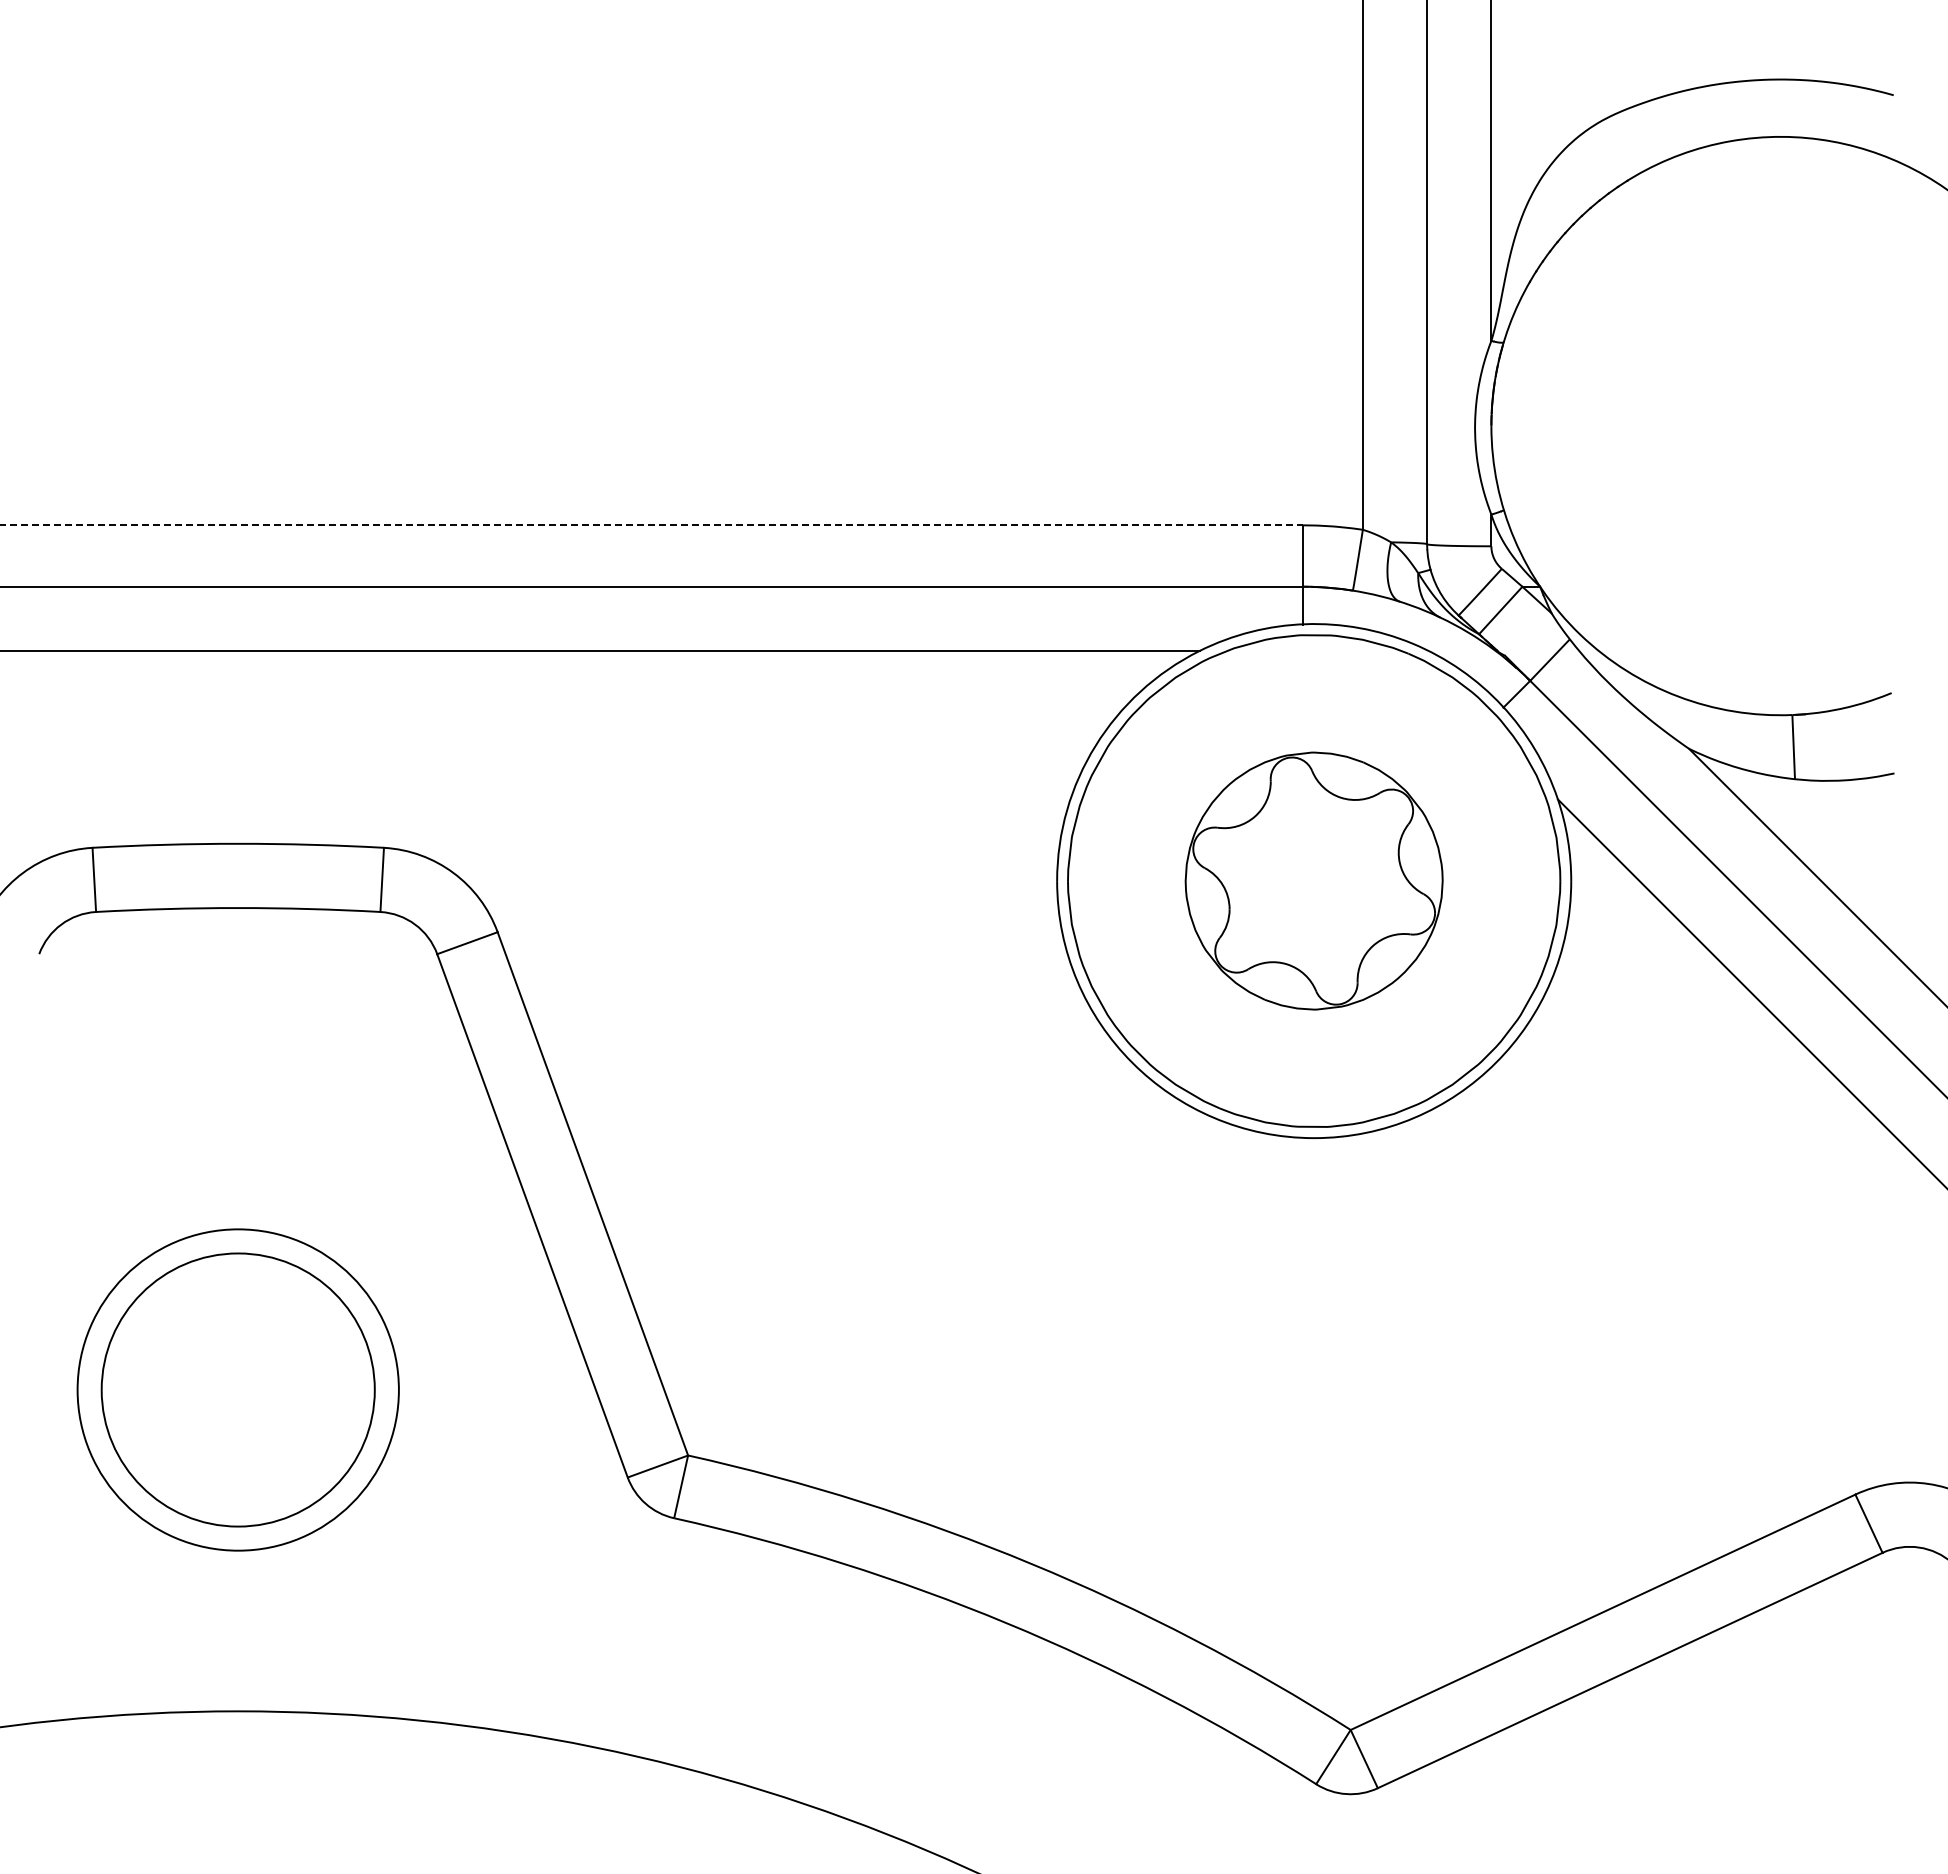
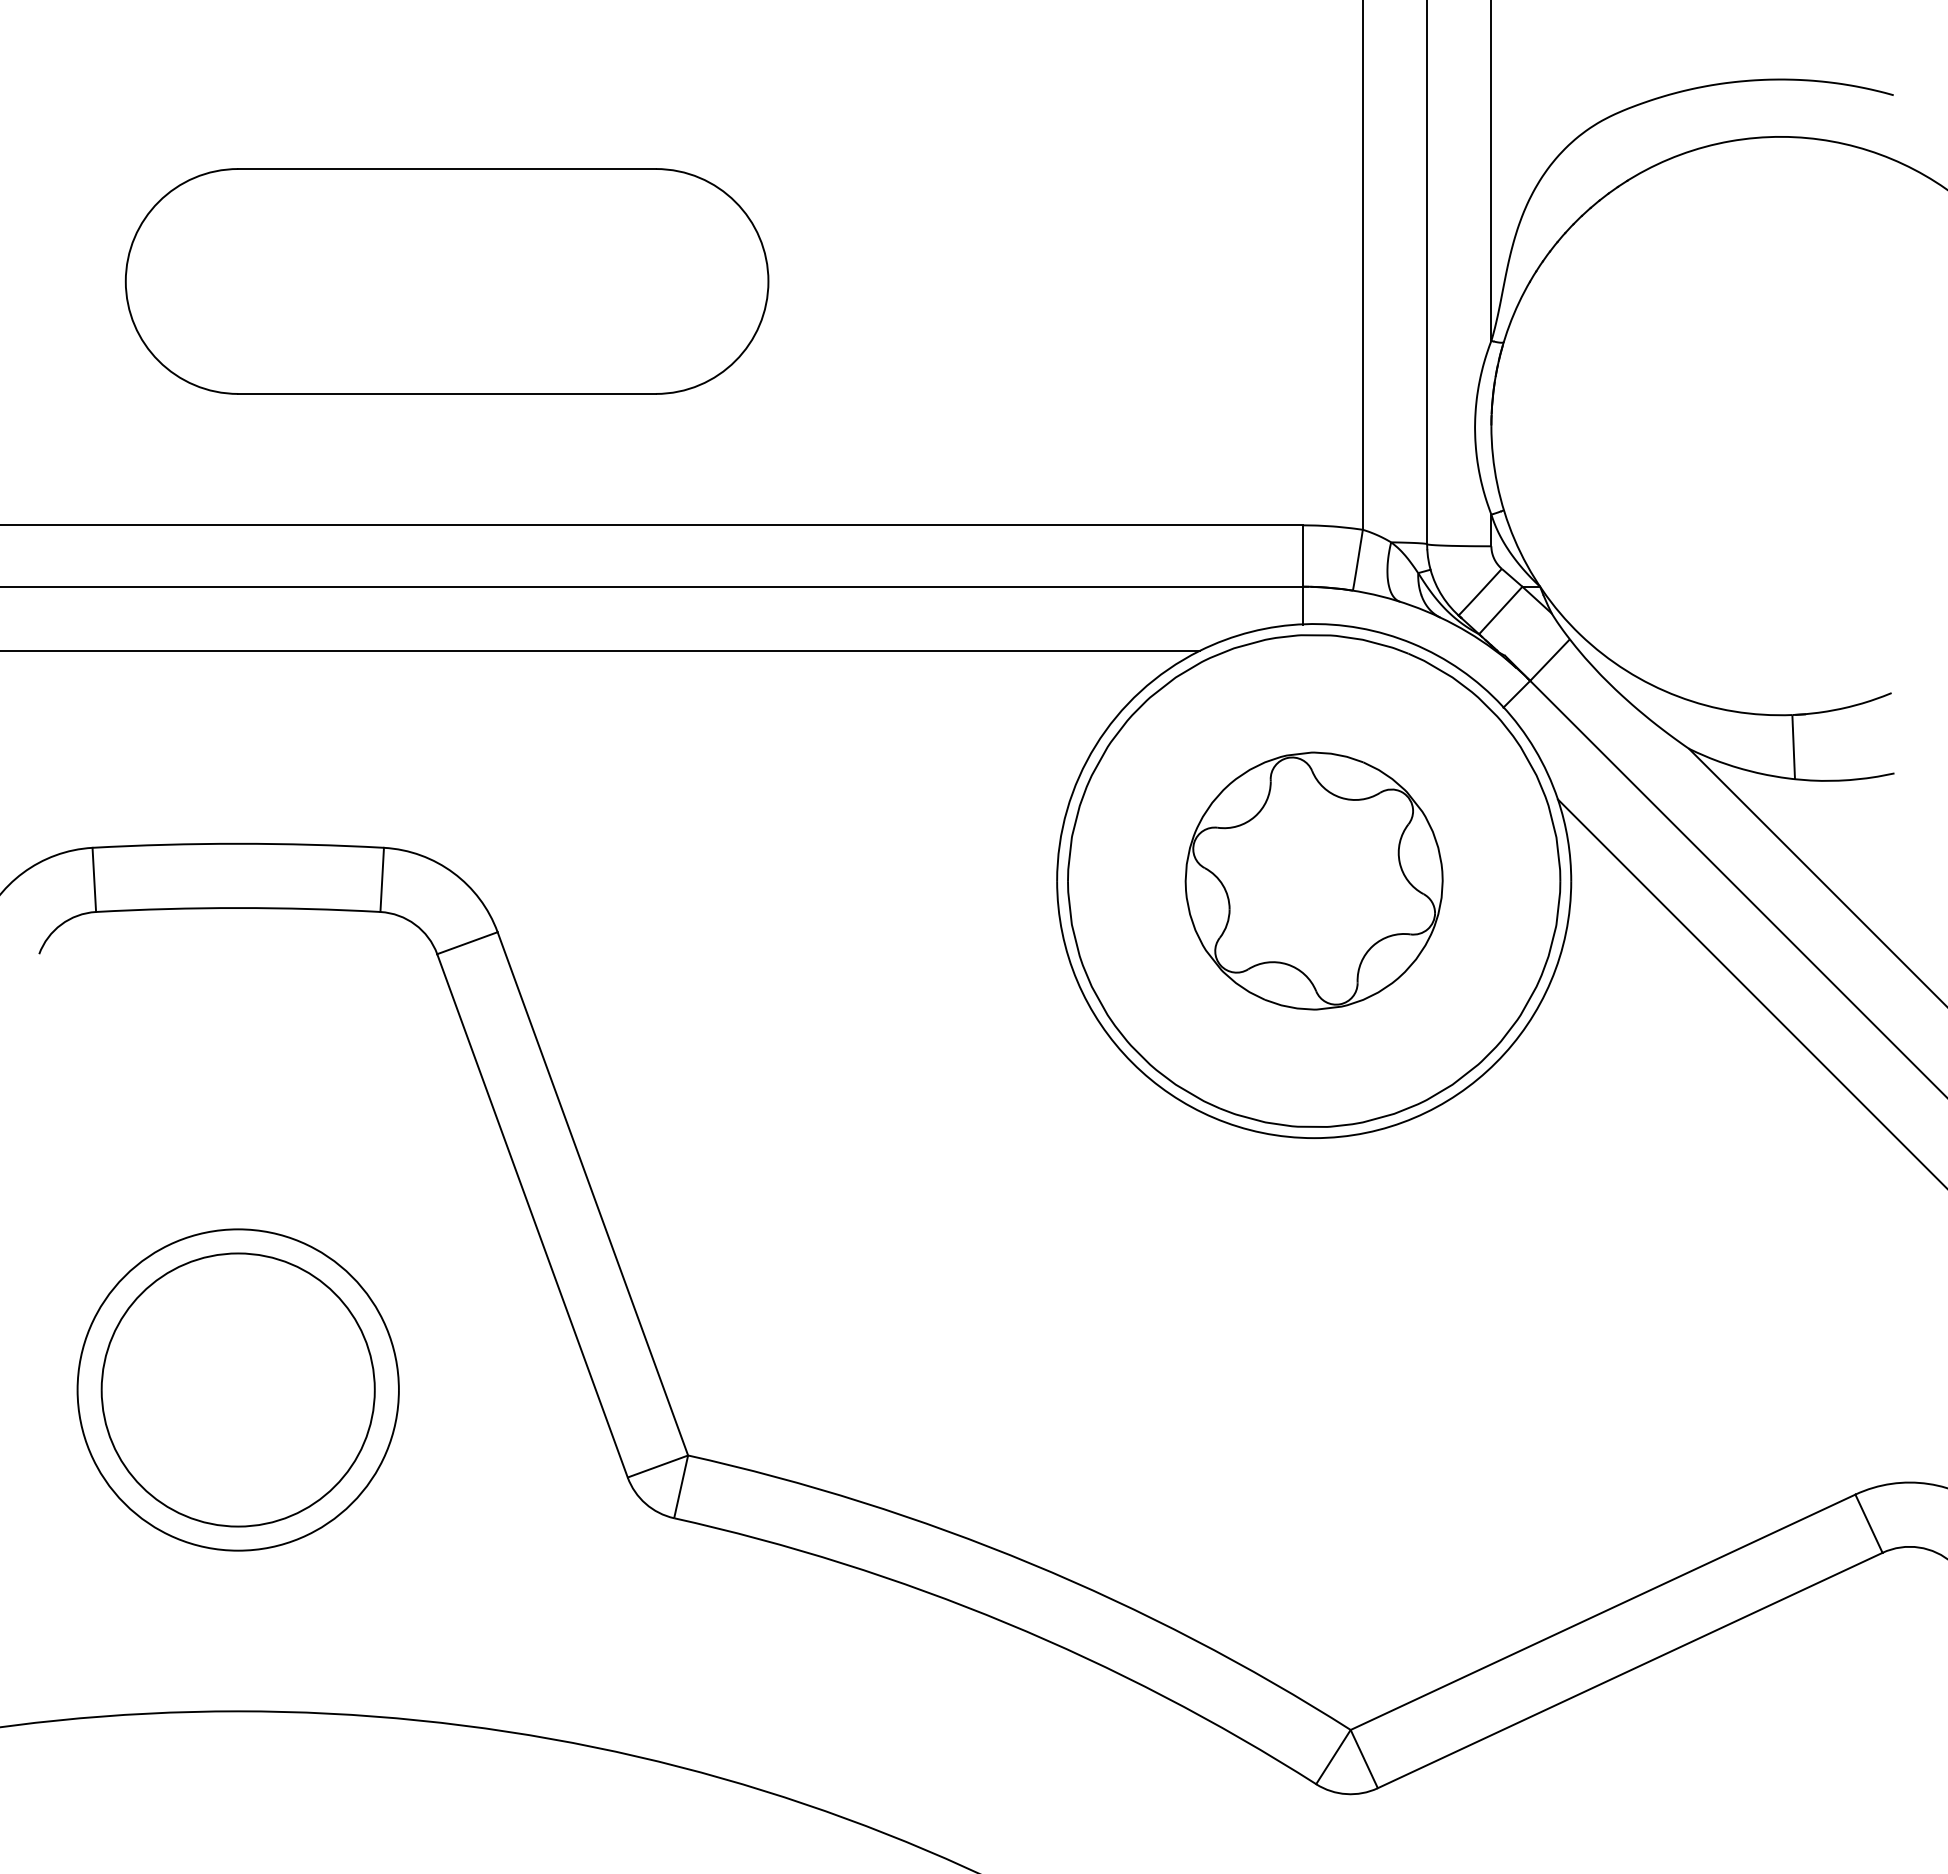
part: none -> present (446, 281)
line: dashed -> solid (652, 525)
